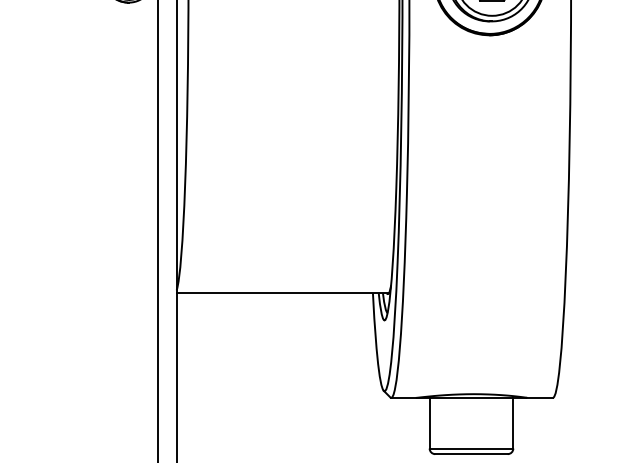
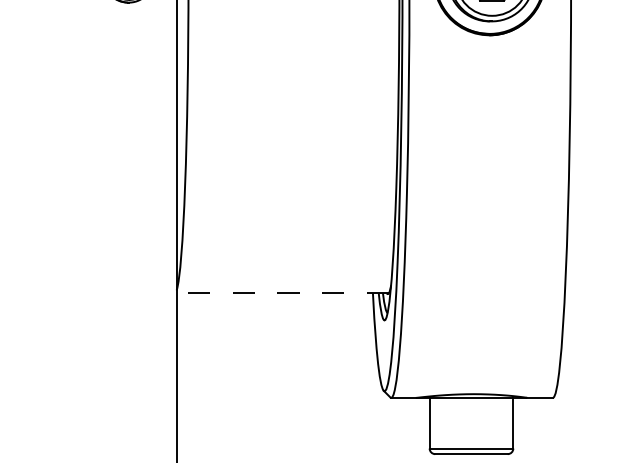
line: present -> none (157, 230)
line: solid -> dashed (282, 293)
